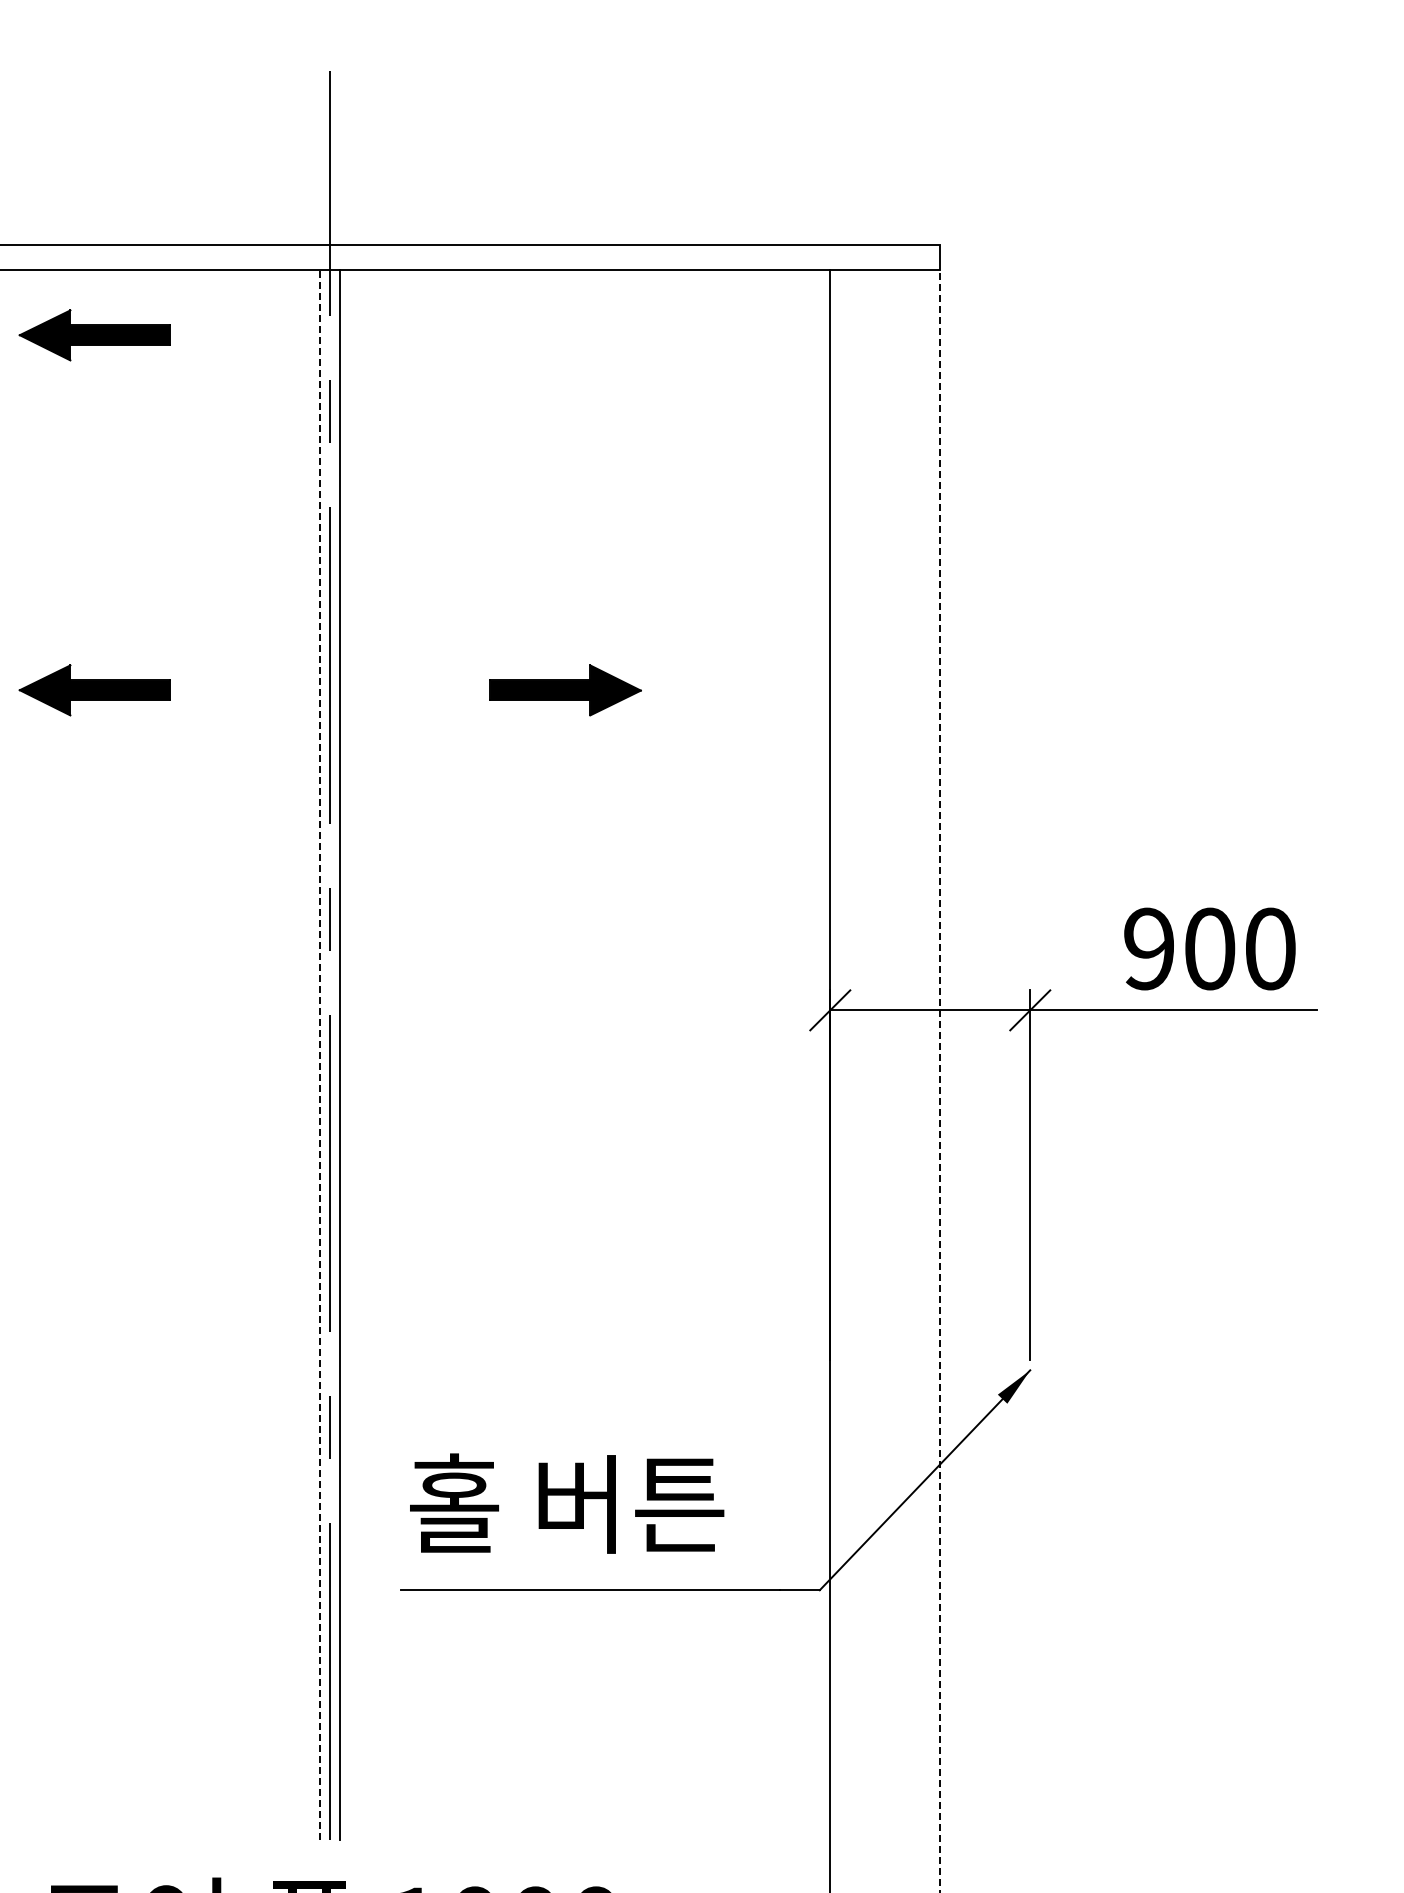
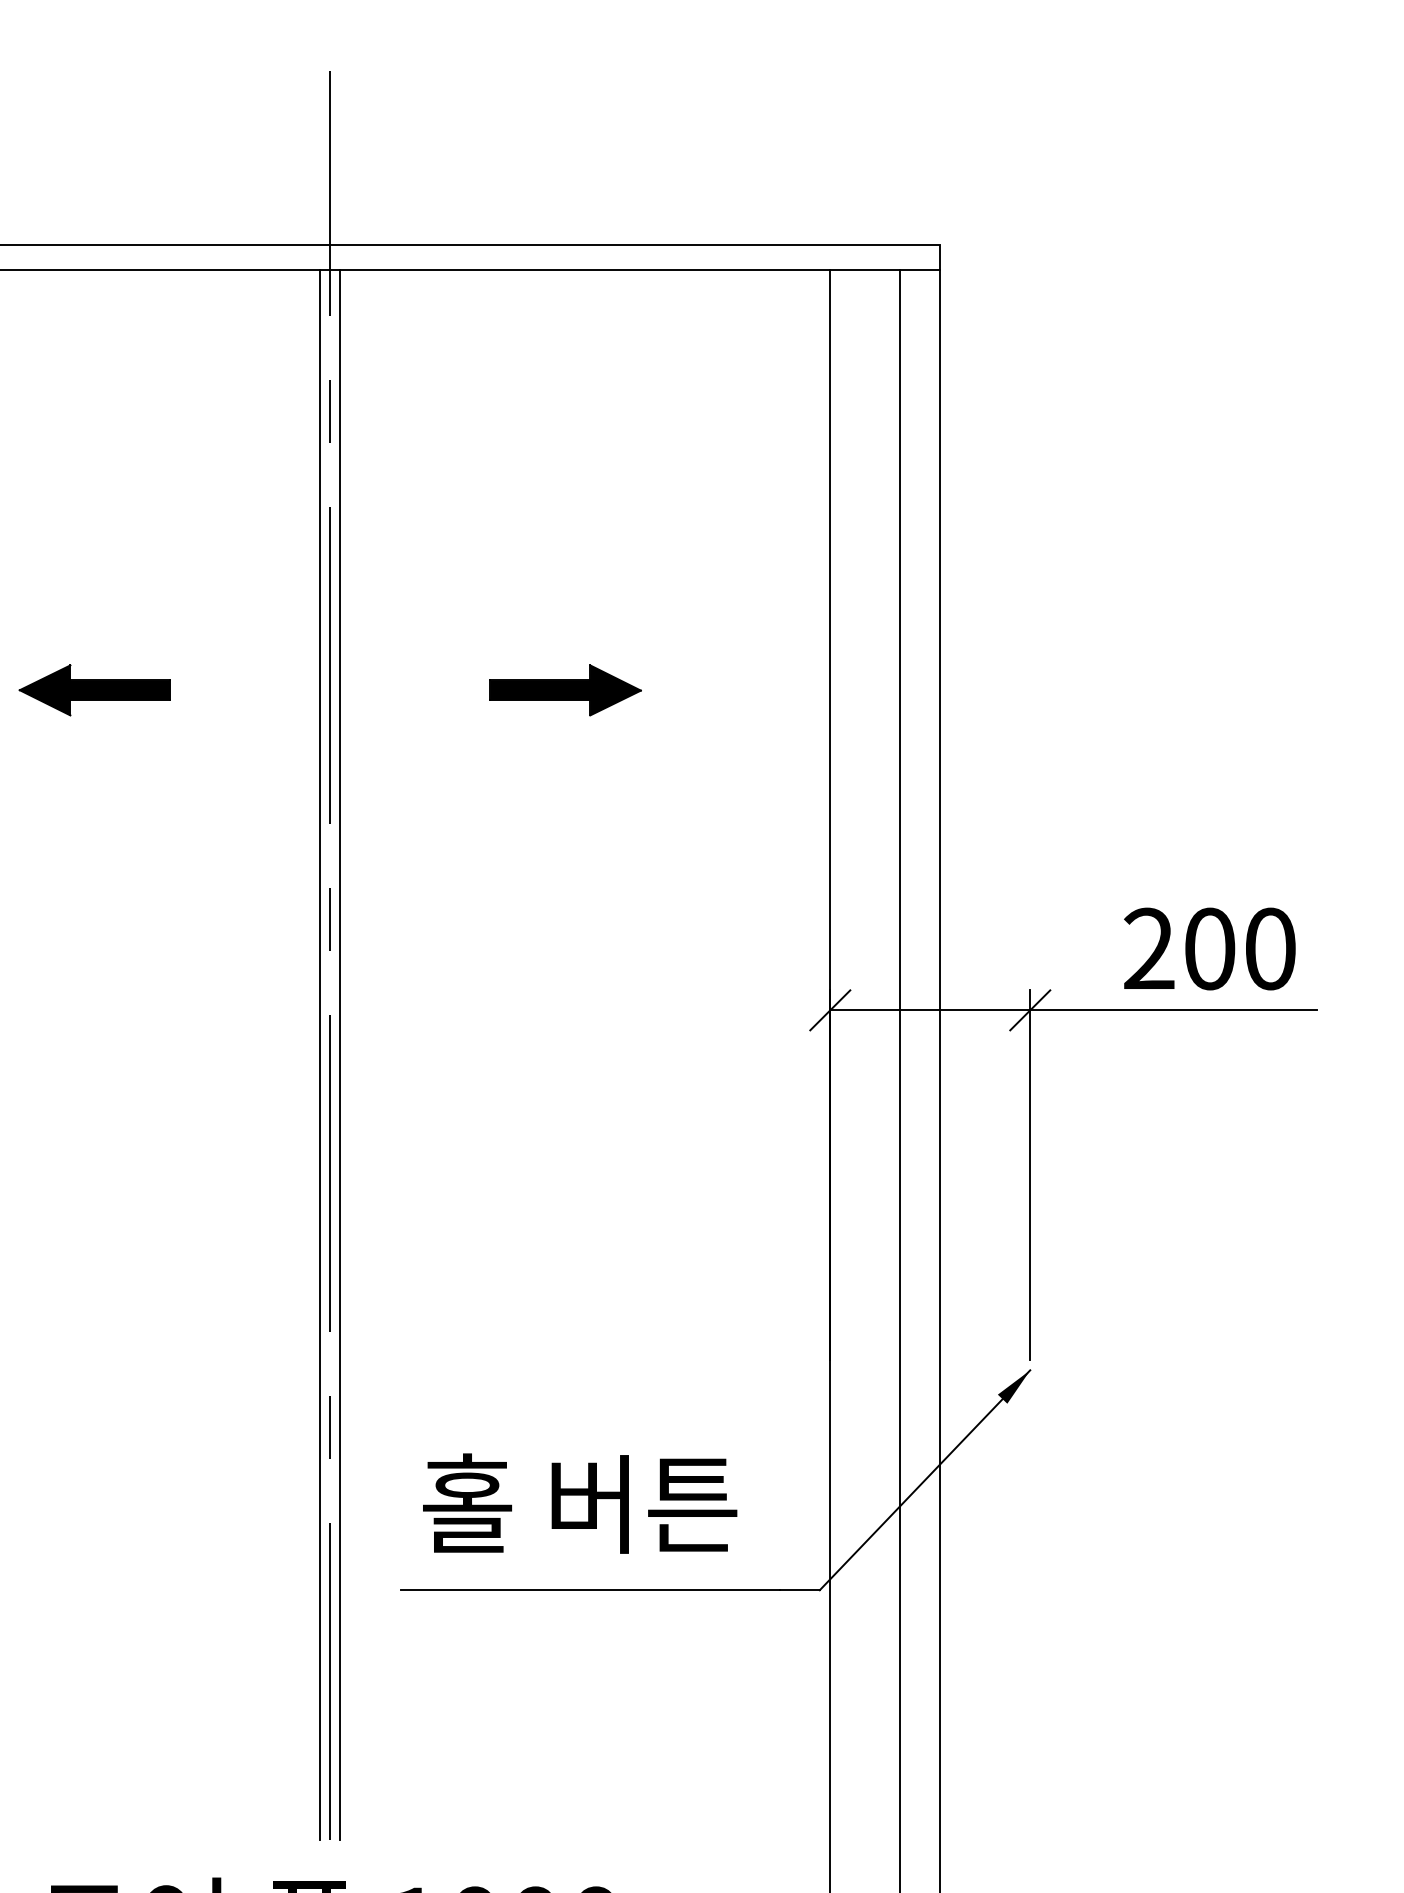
part: present -> none (94, 335)
text: 900 -> 200 (1149, 949)
line: dashed -> solid (320, 1055)
line: none -> present (900, 1079)
line: dashed -> solid (940, 1081)
text position: (567, 1503) -> (580, 1503) (580, 1503)
